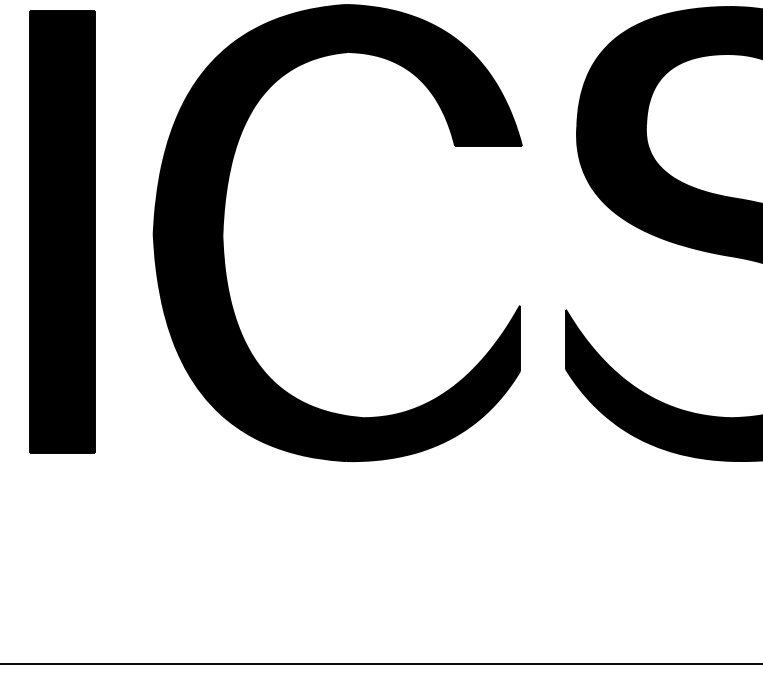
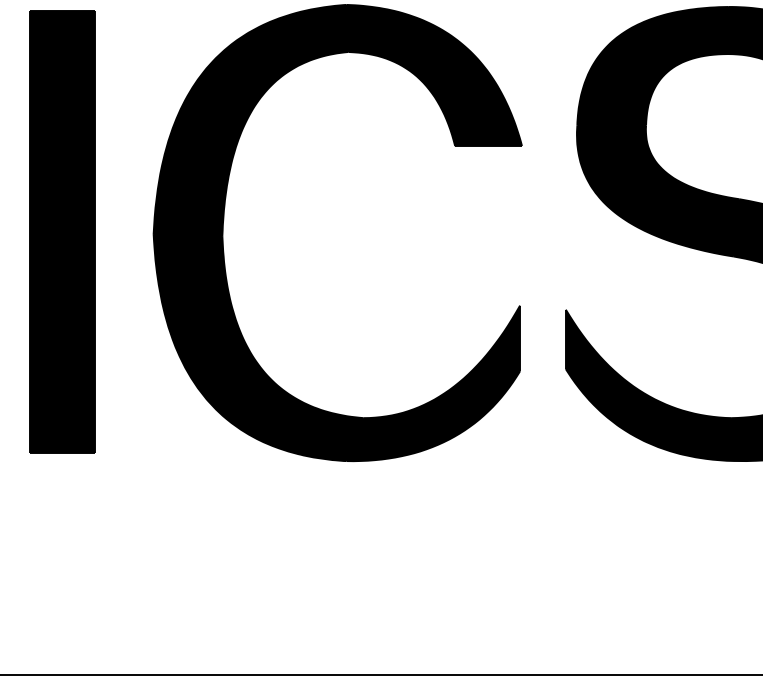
line position: (380, 663) -> (380, 674) (380, 674)
